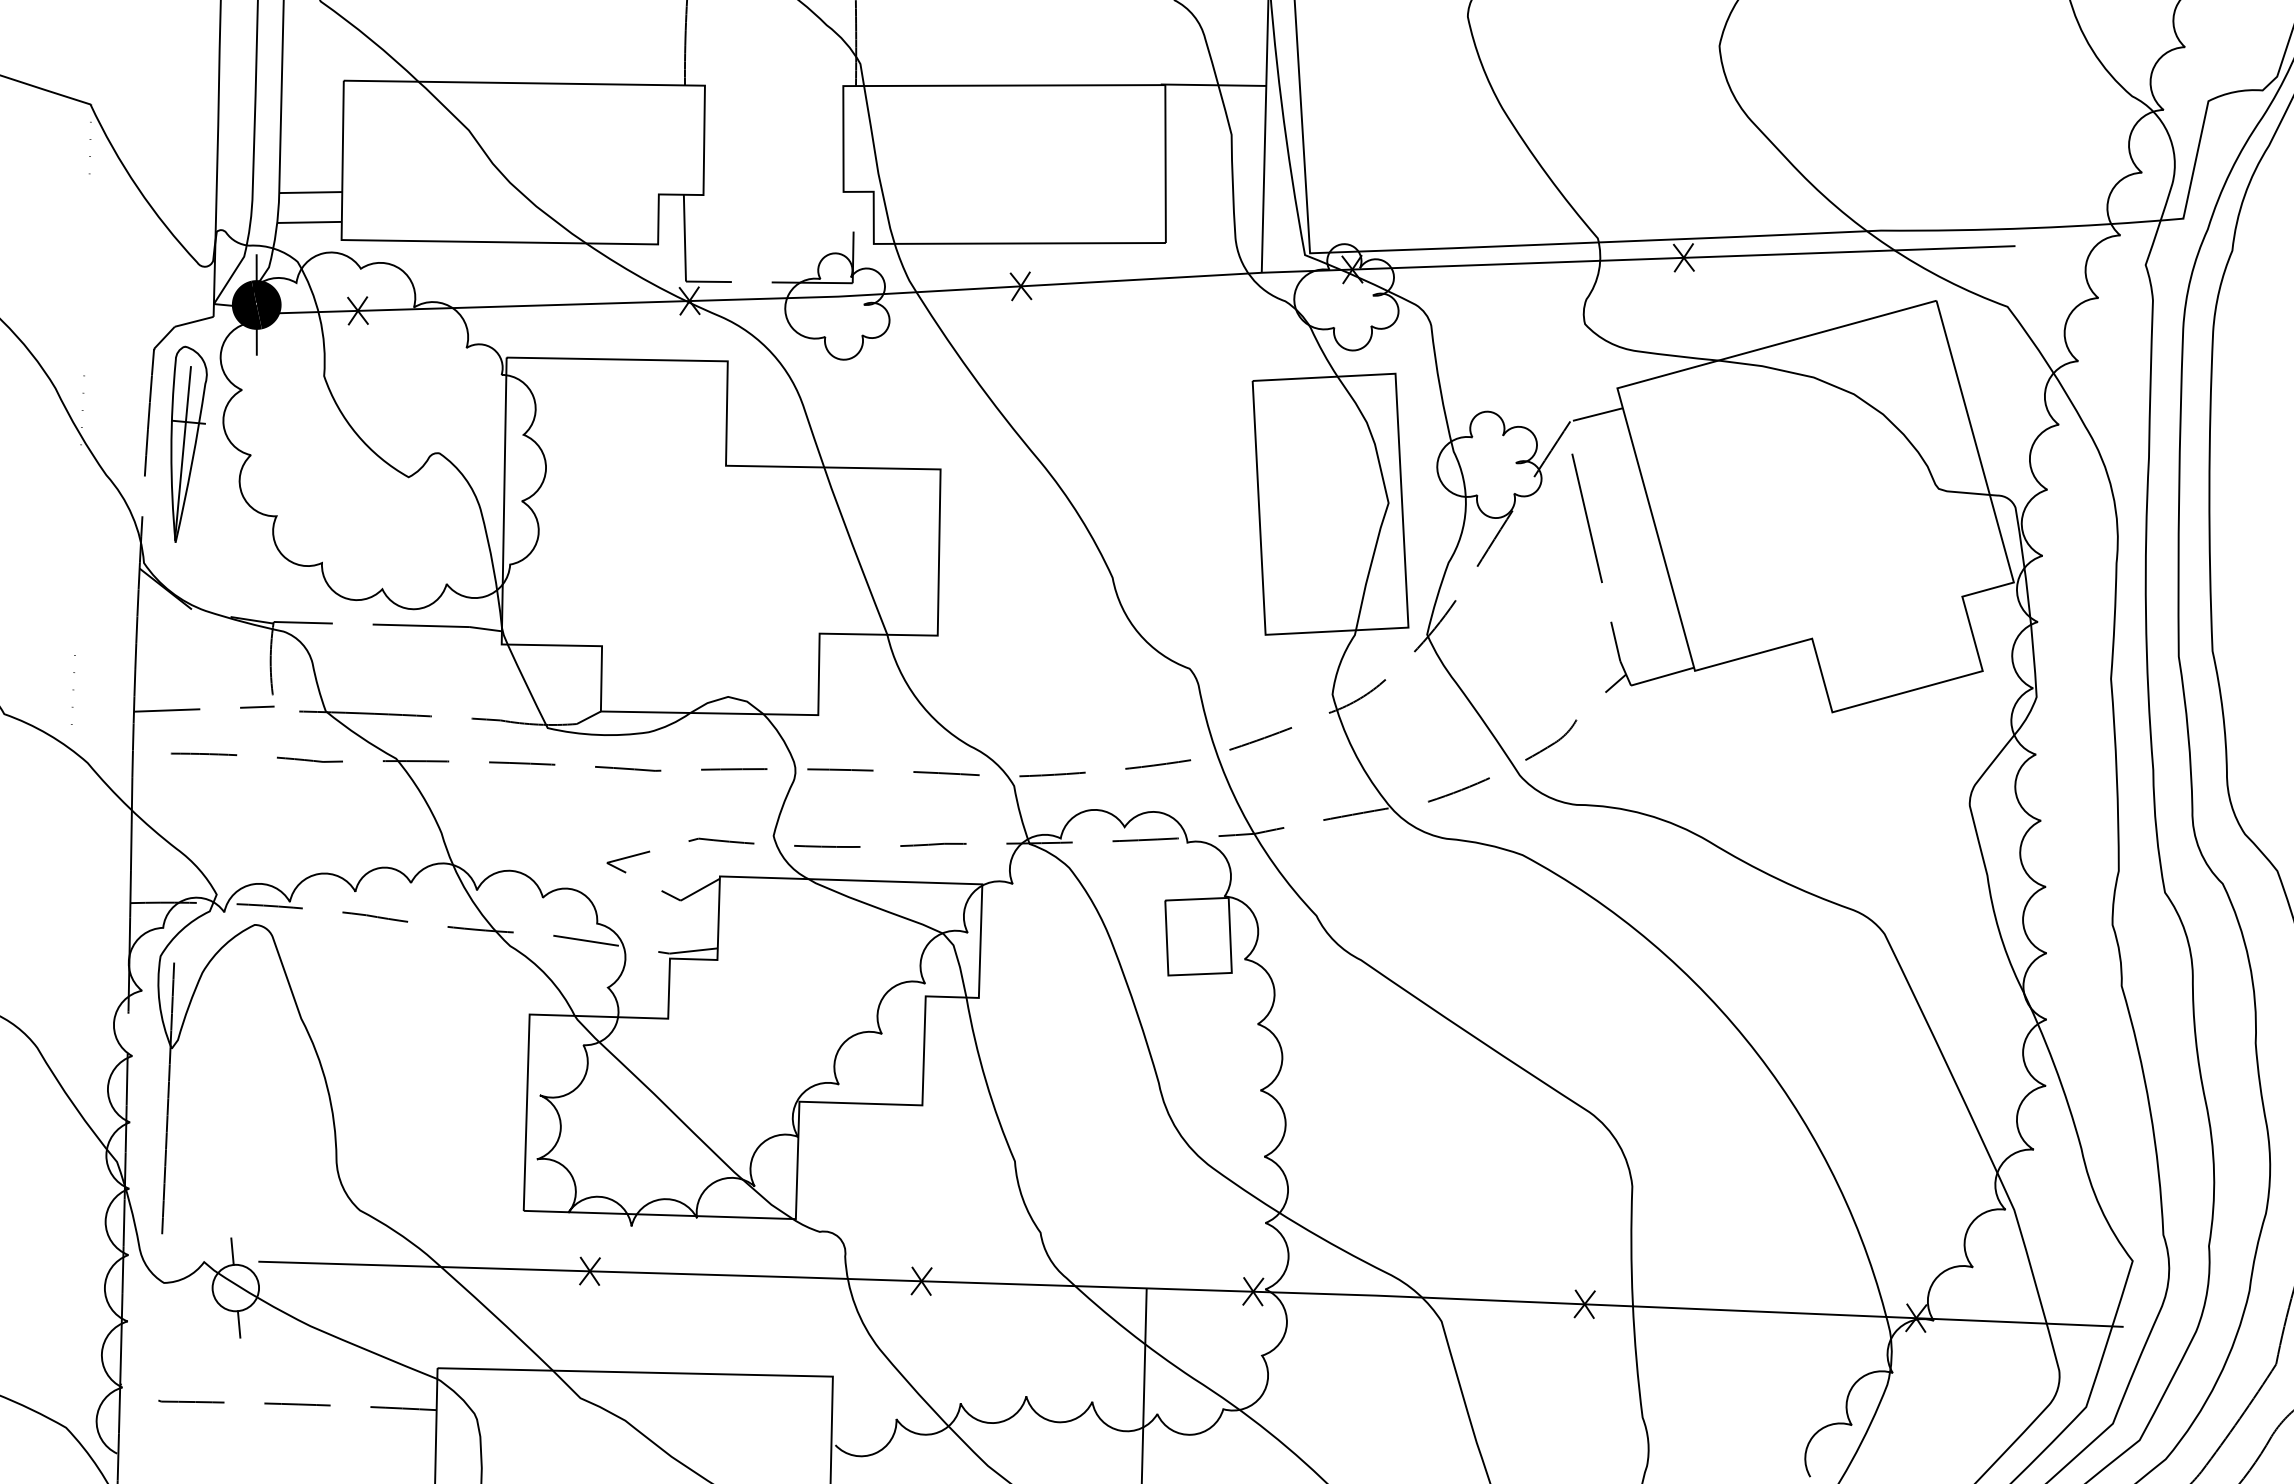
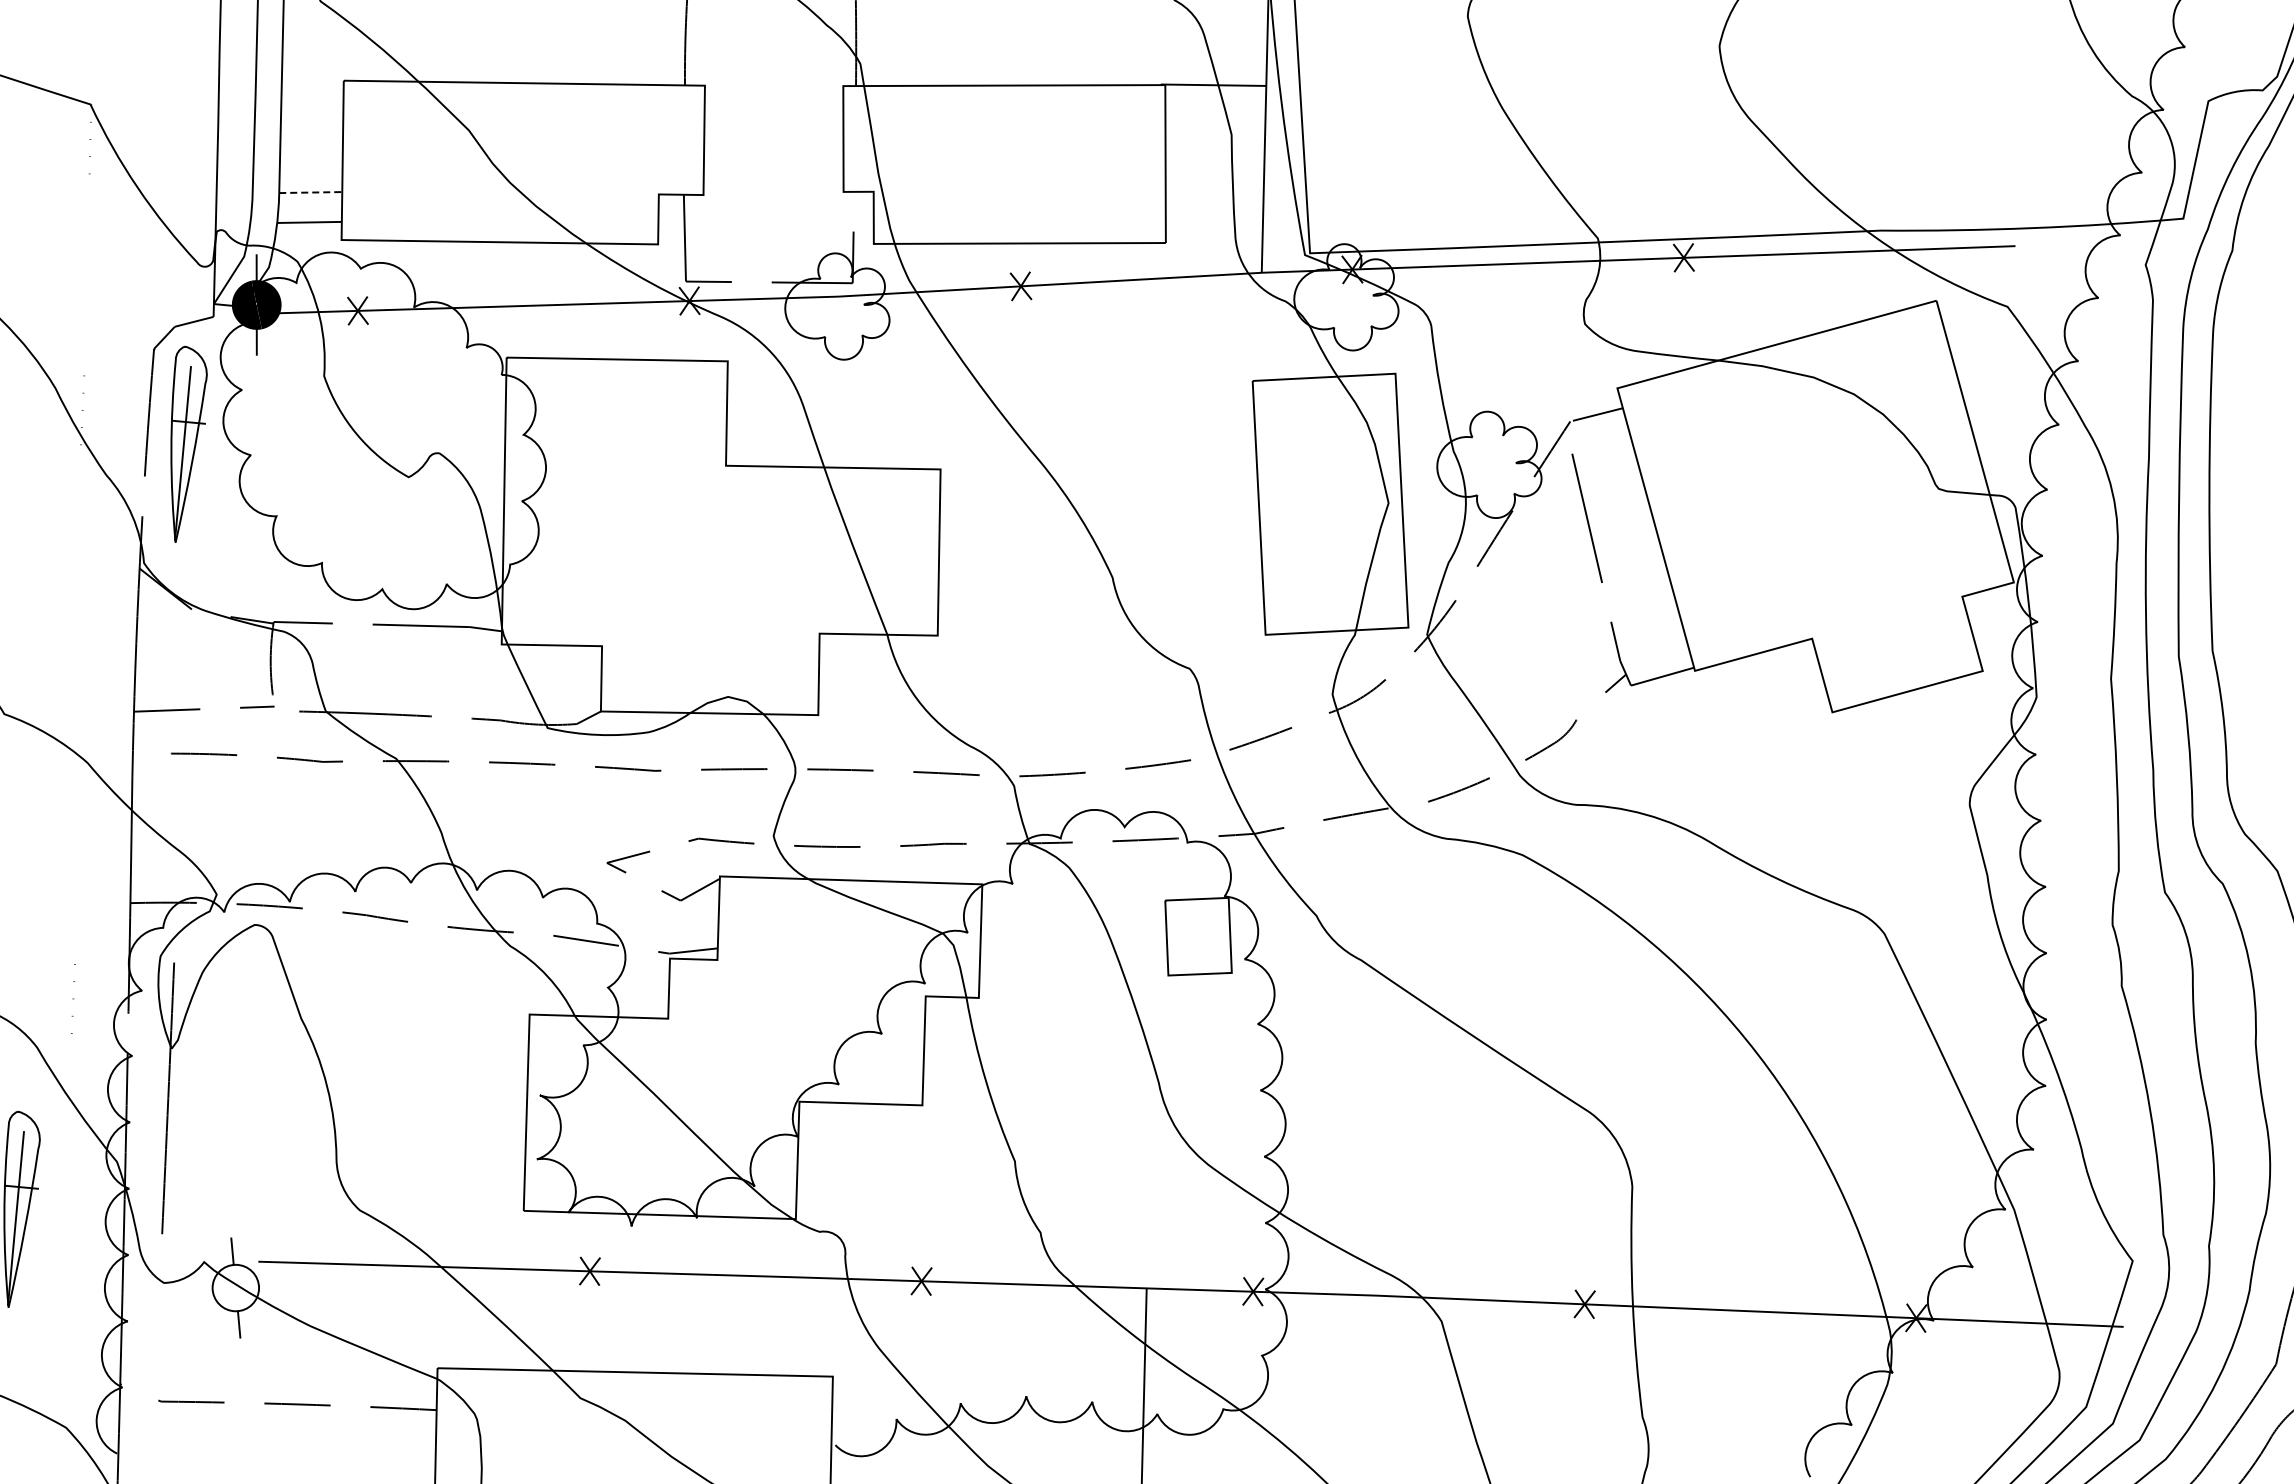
line: solid -> dashed (310, 192)
line position: (73, 689) -> (73, 998) (73, 998)
part: none -> present (21, 1208)
